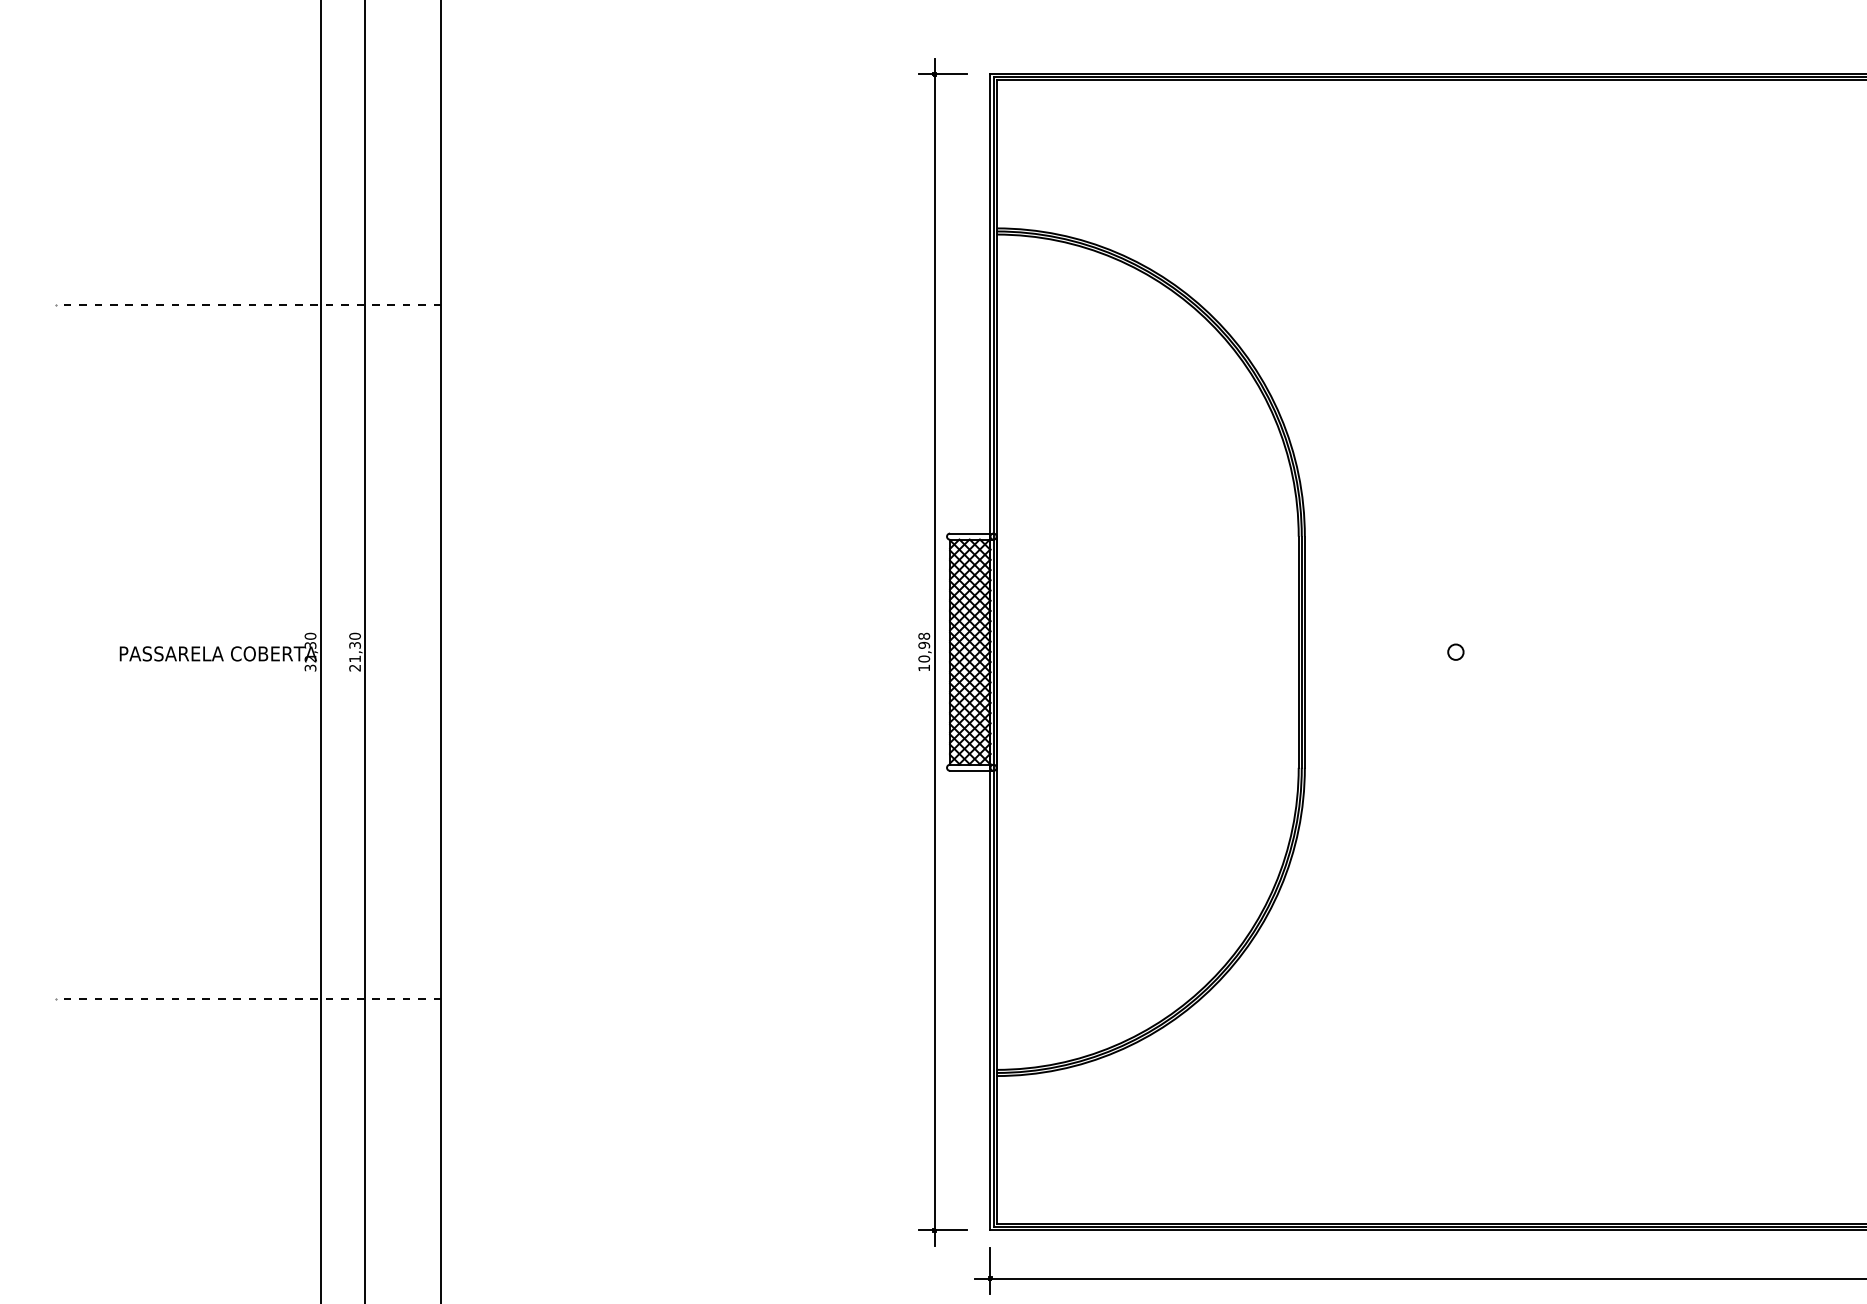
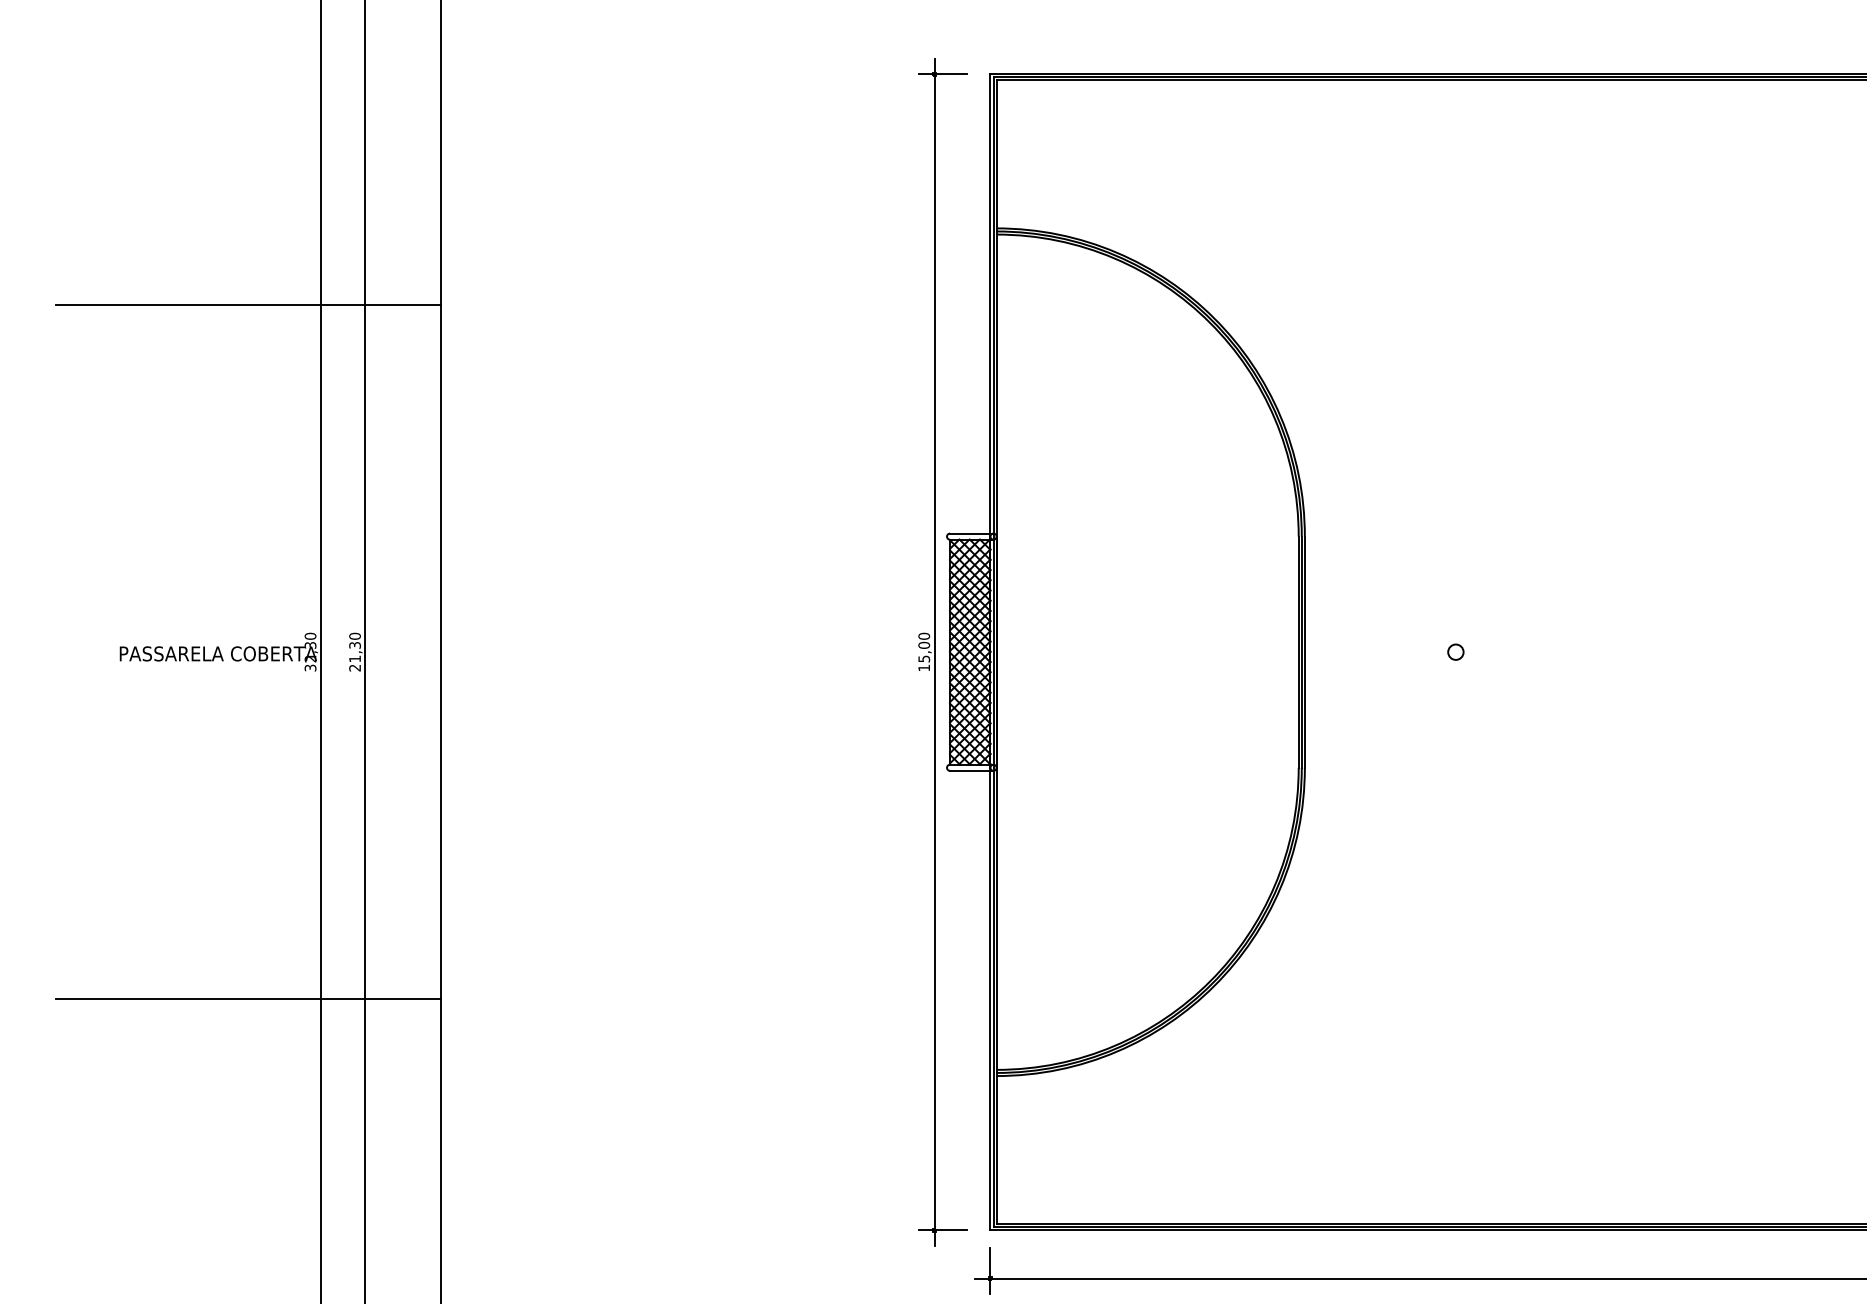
line: dashed -> solid (248, 305)
text: 10,98 -> 15,00 (924, 647)
line: dashed -> solid (248, 998)
